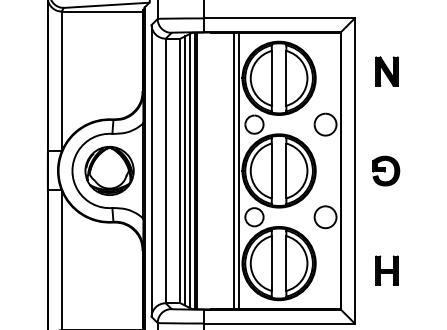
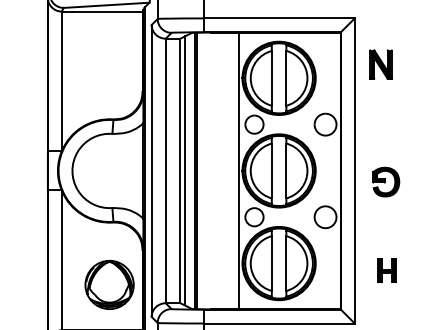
part position: (386, 71) -> (380, 64) (380, 64)
part position: (109, 170) -> (109, 284) (109, 284)
line: present -> none (189, 170)
line: present -> none (234, 170)
part position: (386, 170) -> (386, 181) (386, 181)
part size: 24x31 px -> 20x25 px (386, 270)
